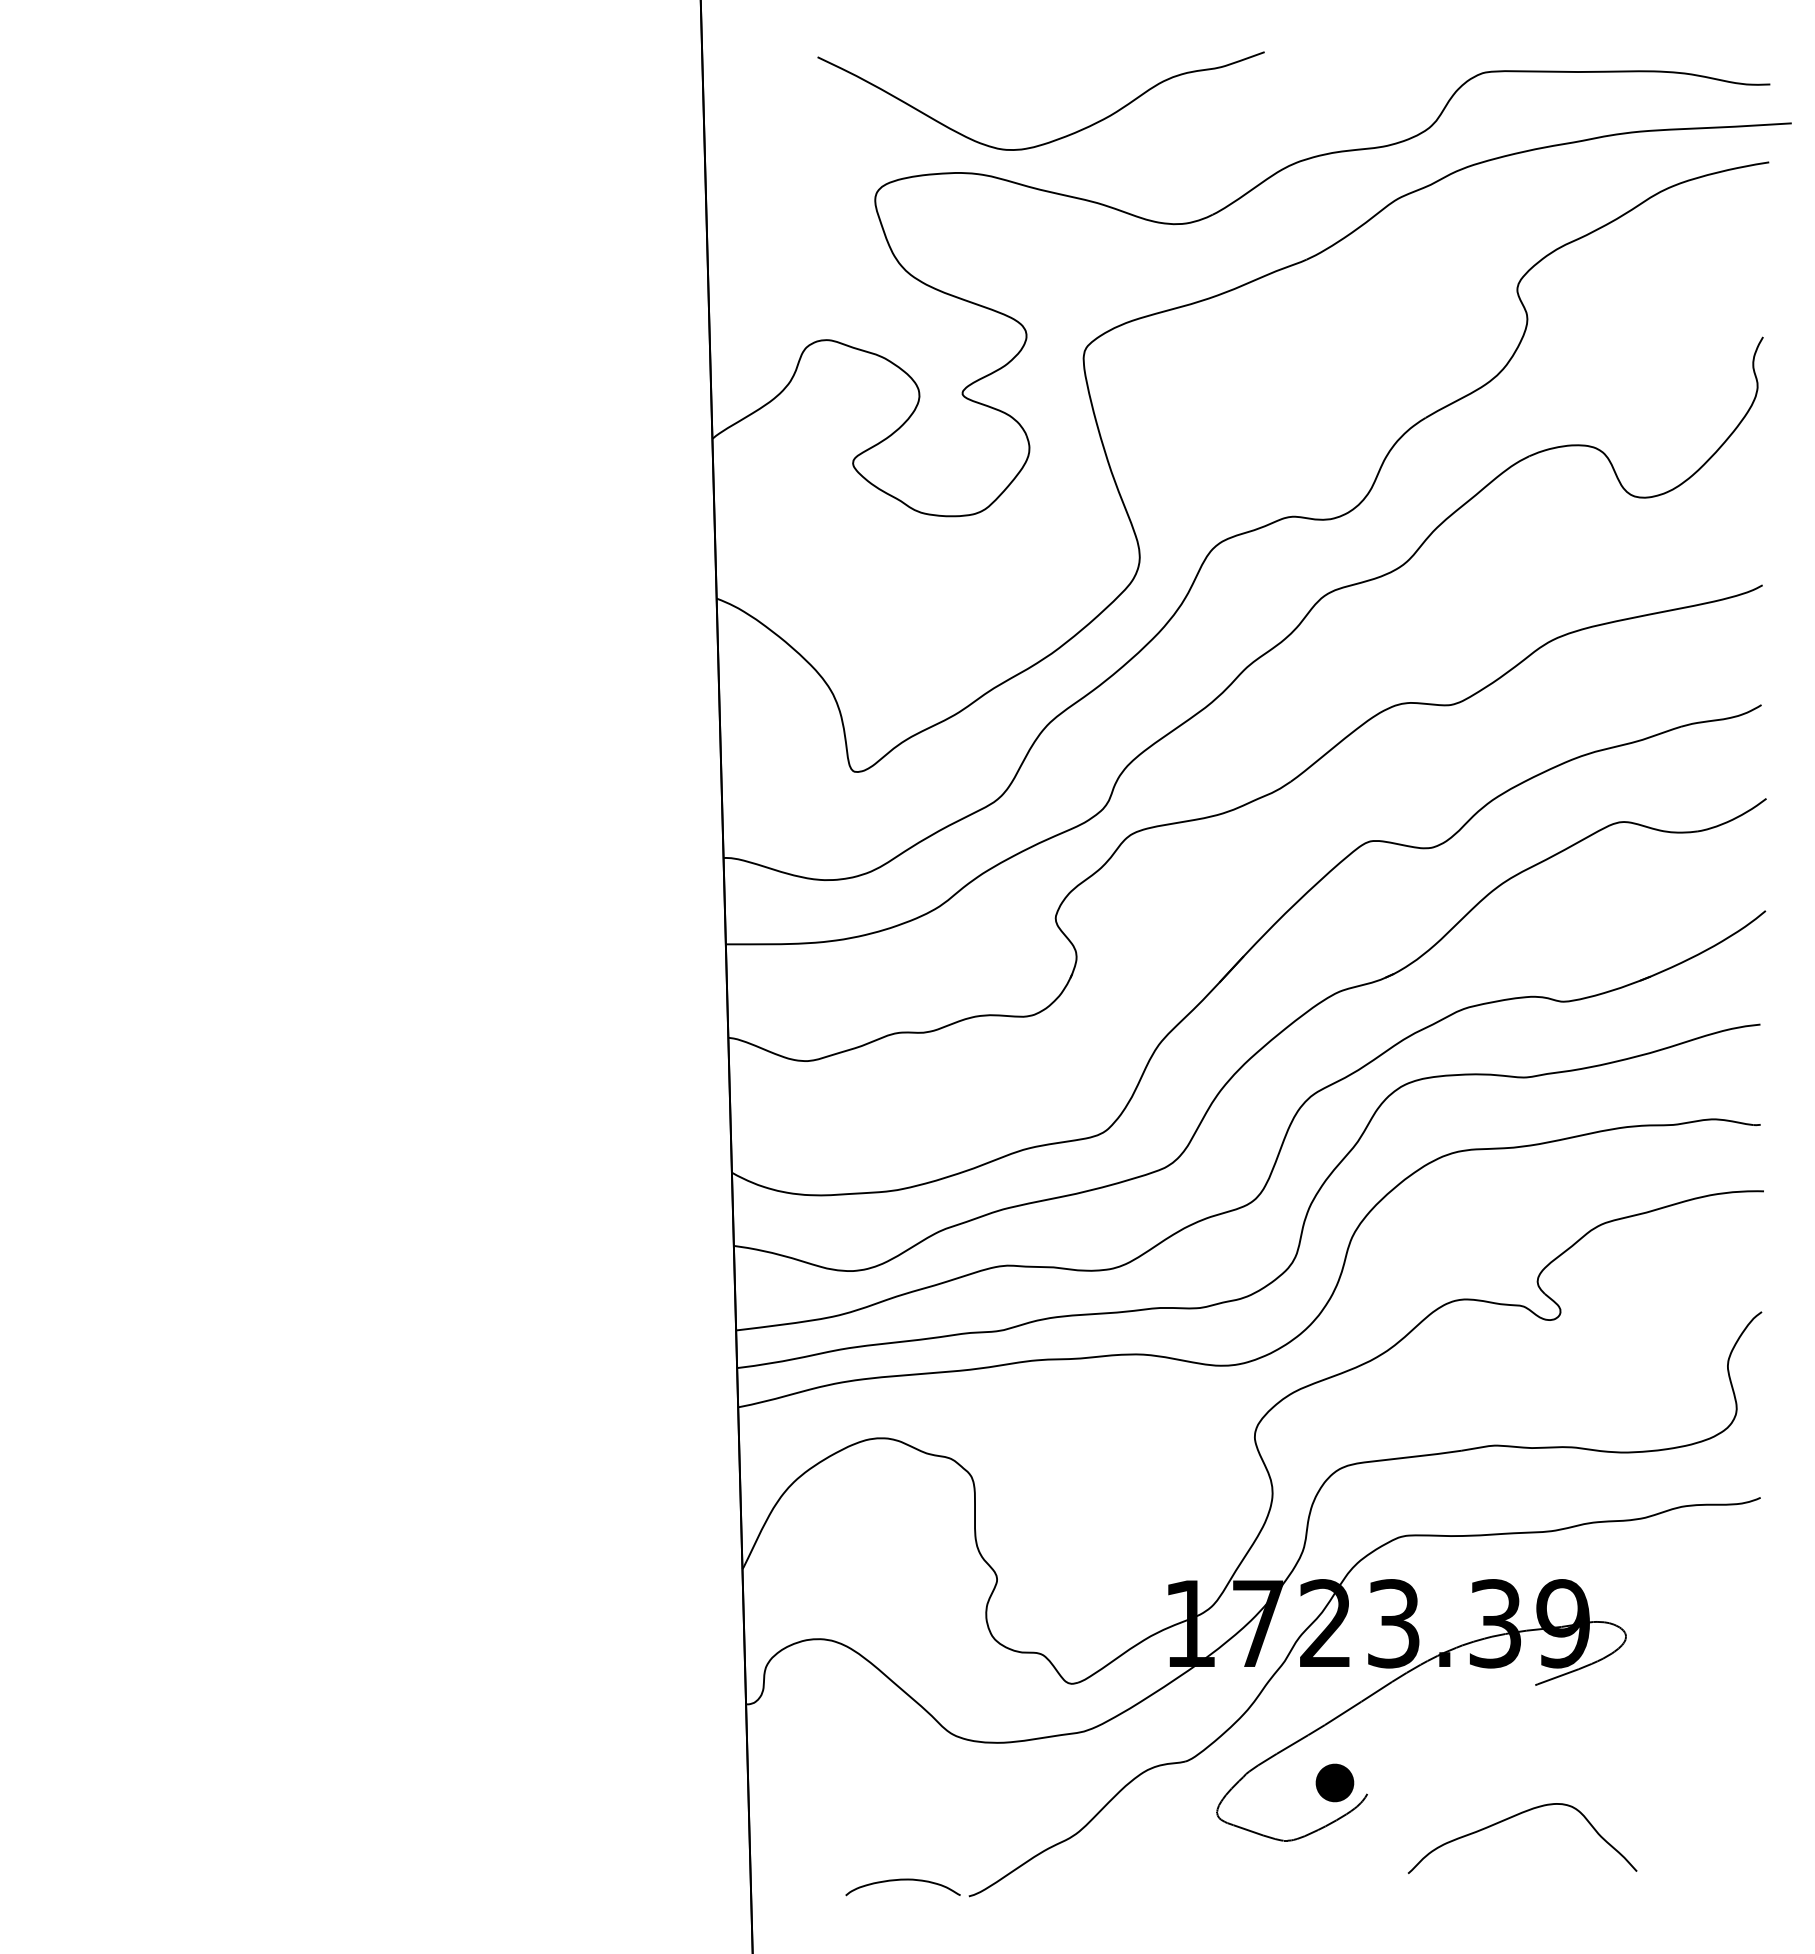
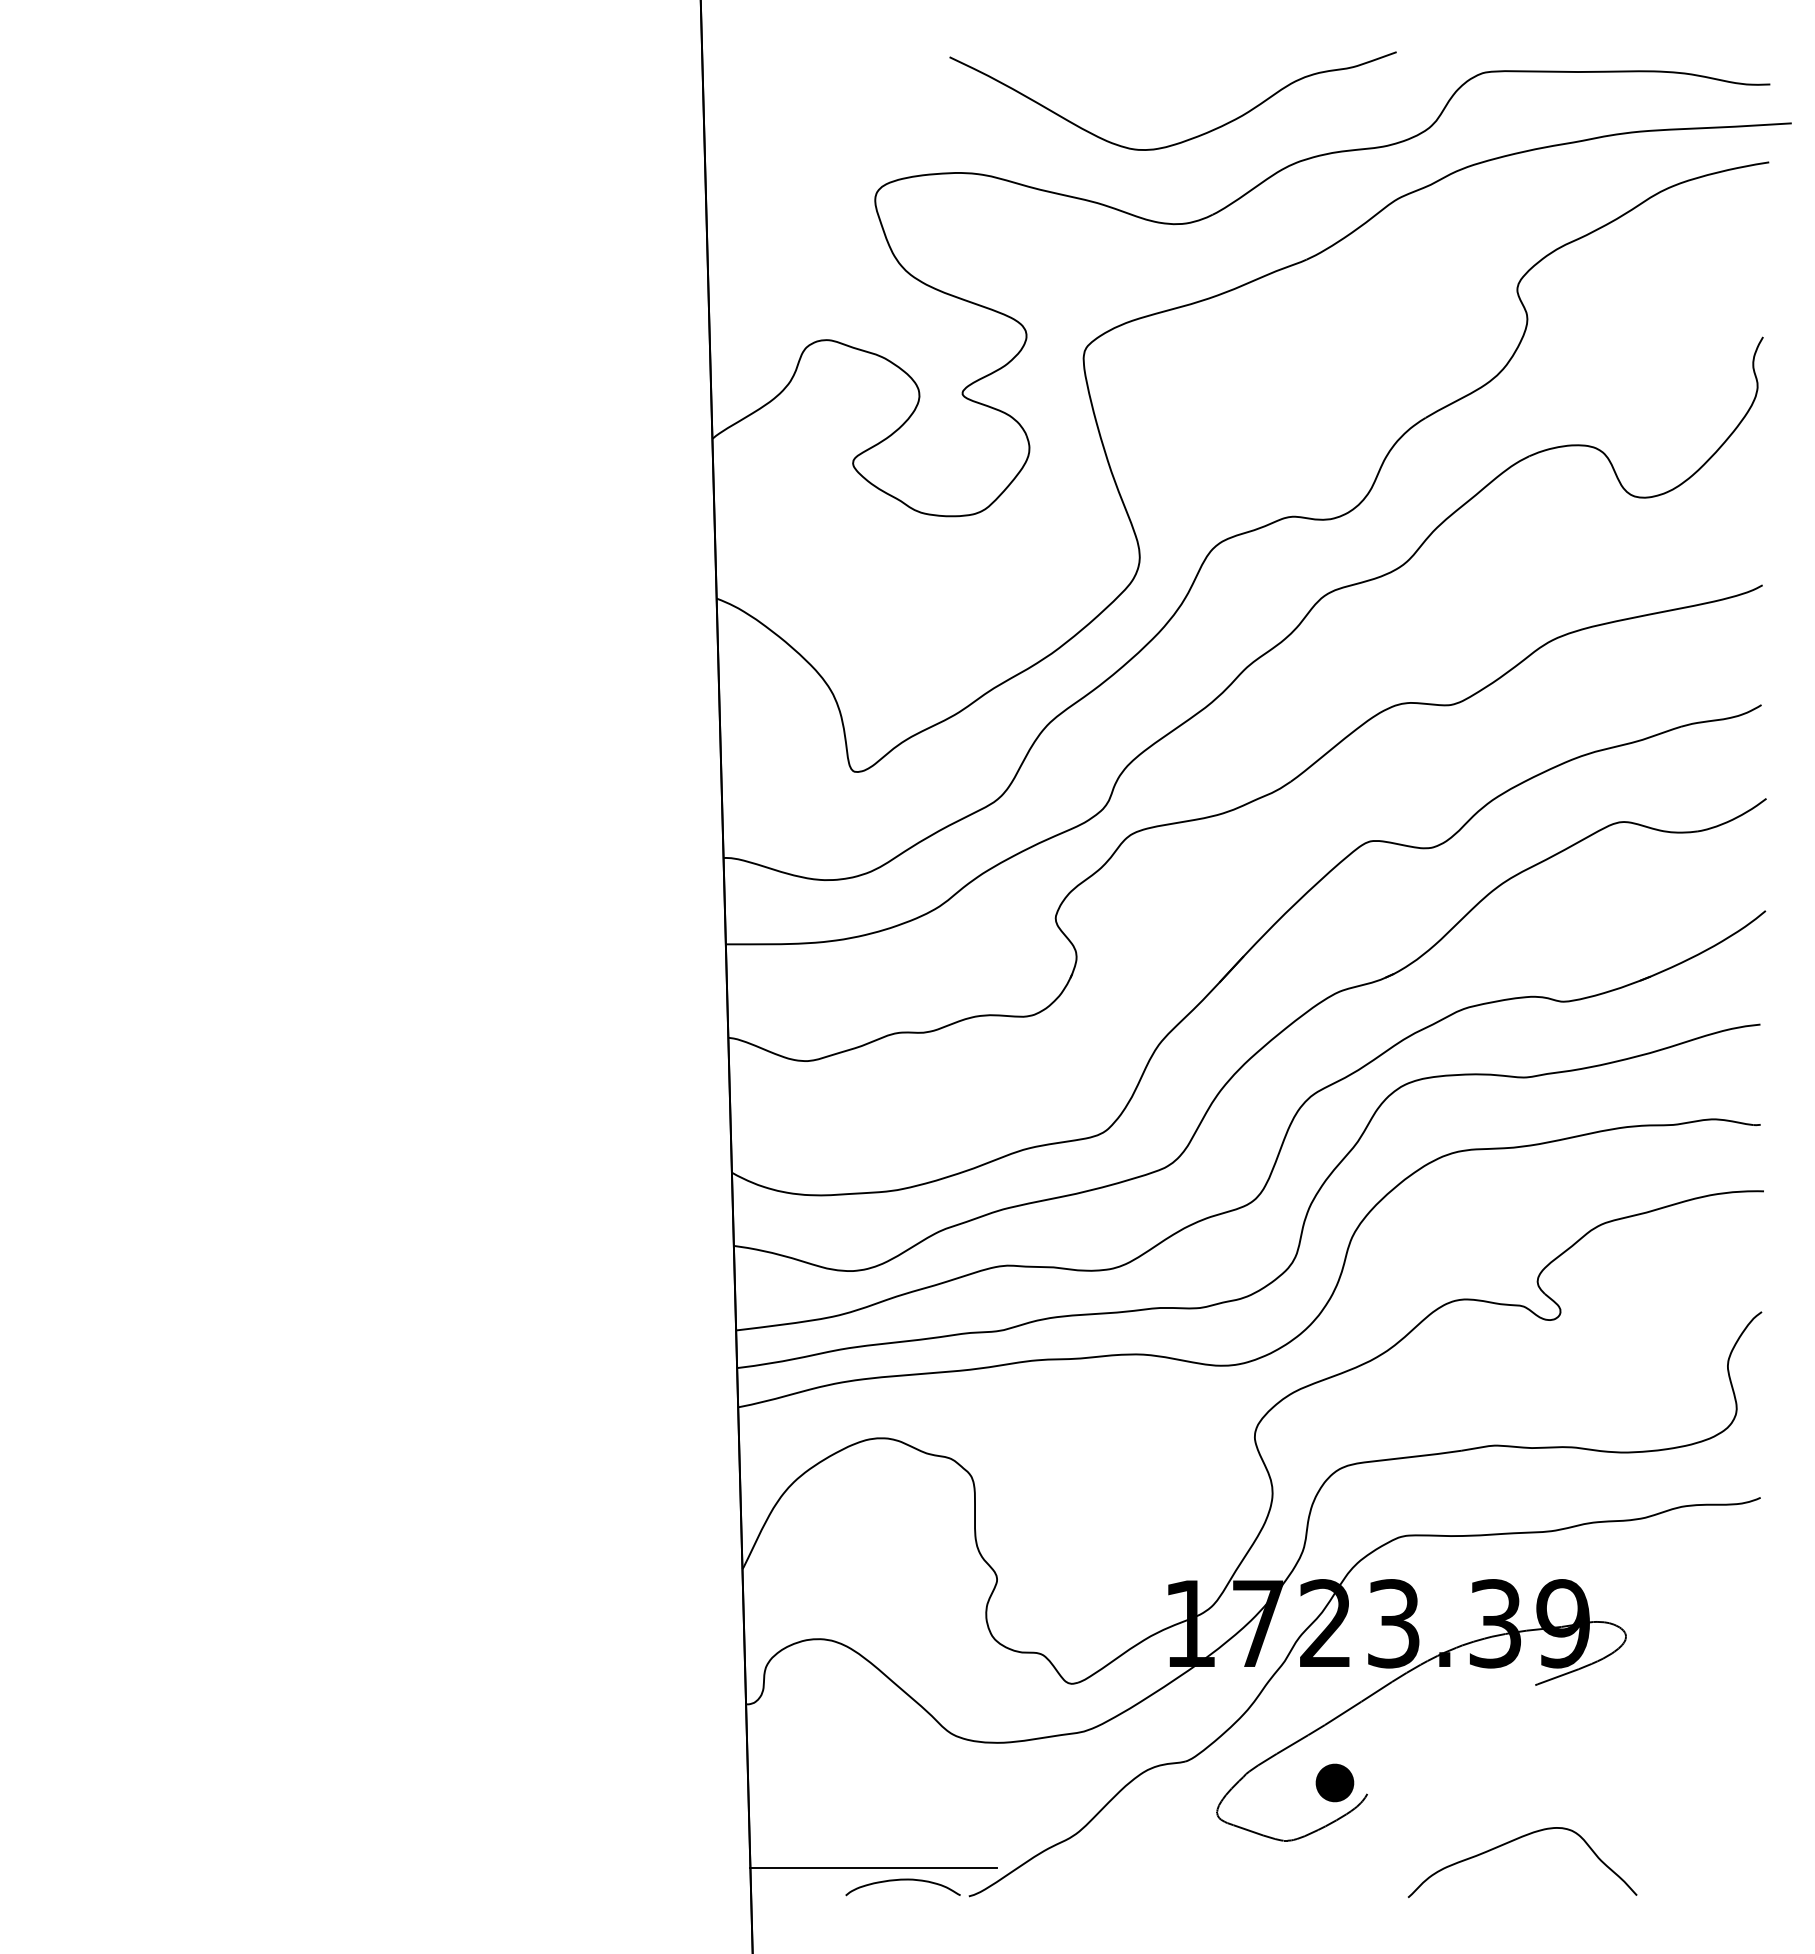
curve position: (1054, 139) -> (1186, 139) (1186, 139)
curve position: (1511, 1818) -> (1511, 1842) (1511, 1842)
line: none -> present (873, 1867)
